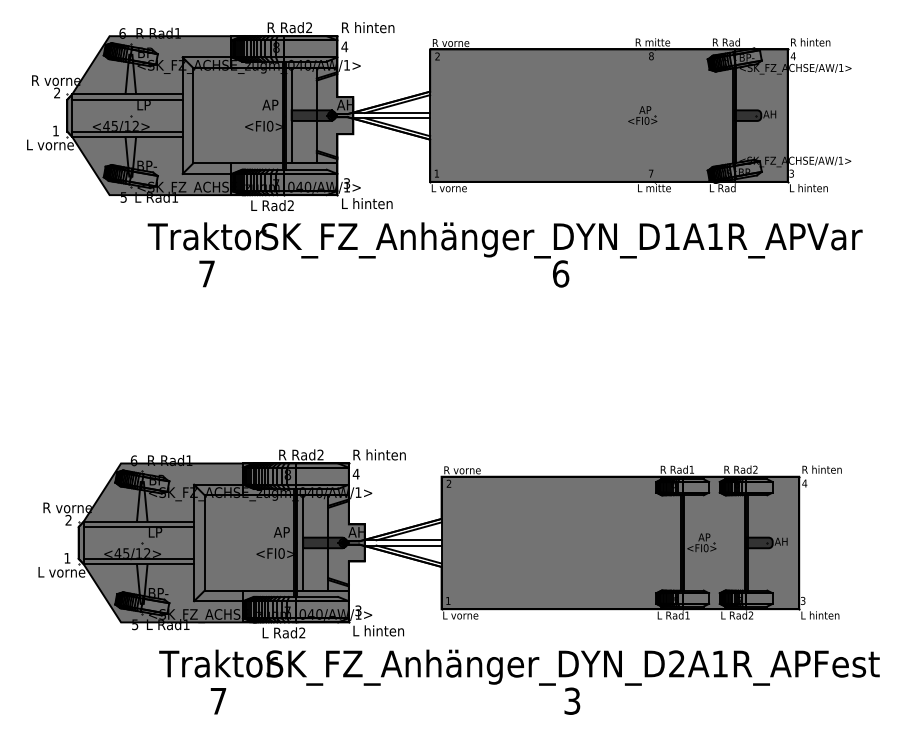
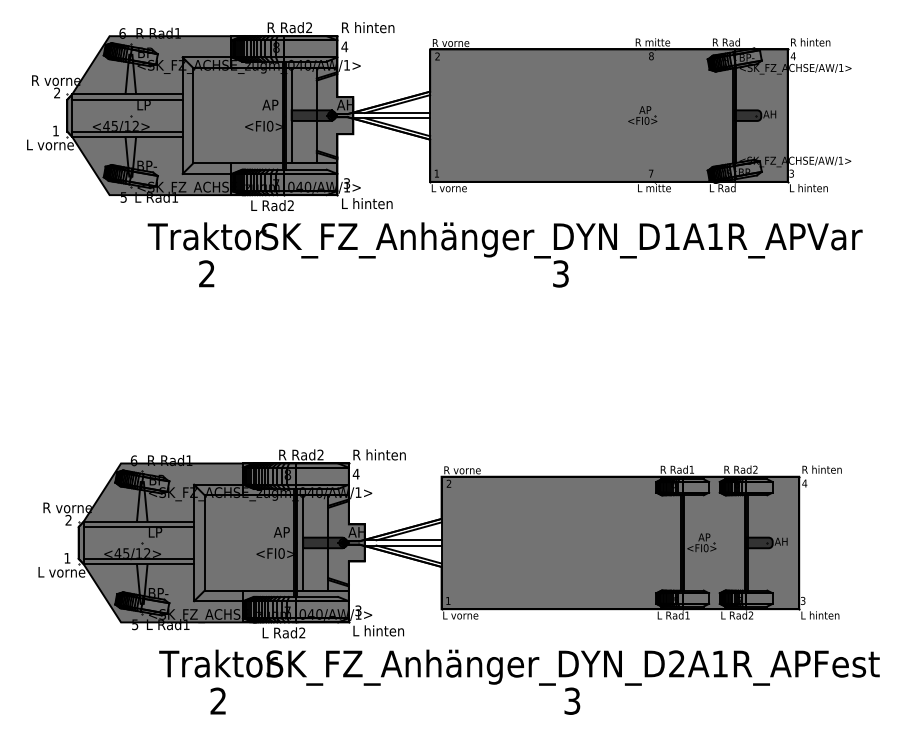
text: 7 -> 2 (206, 273)
text: 6 -> 3 (561, 273)
text: 7 -> 2 (218, 700)
